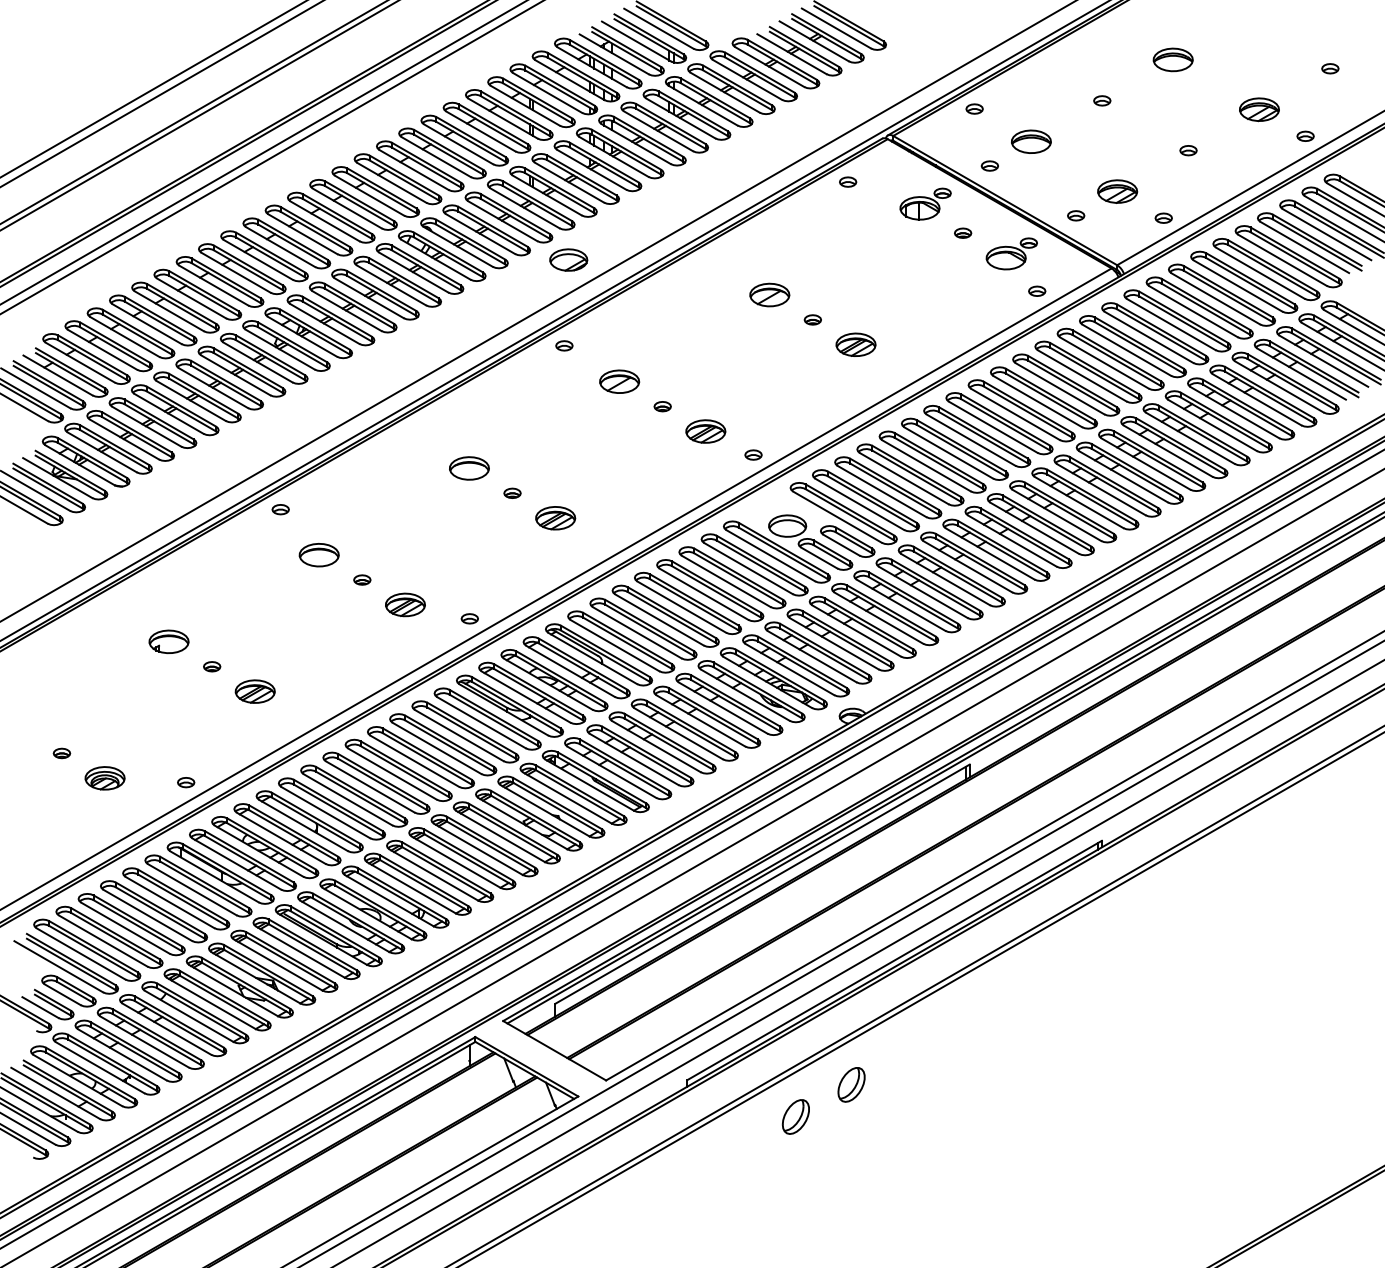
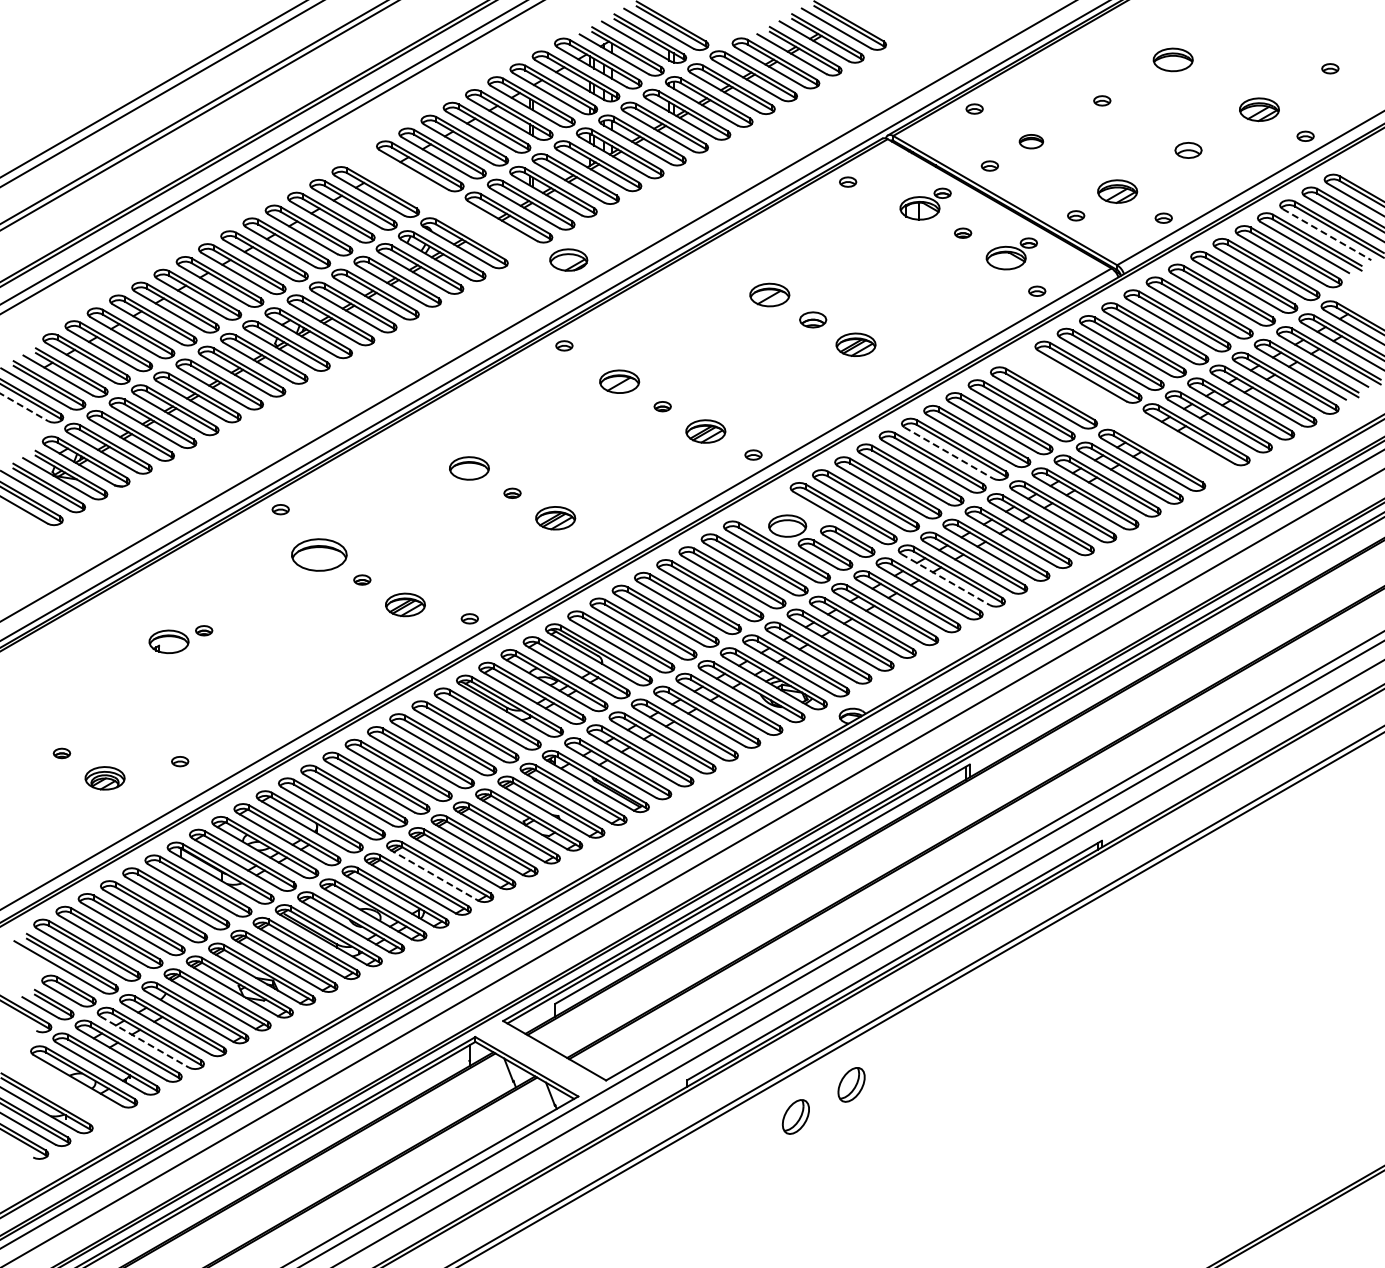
part size: 41x25 px -> 27x16 px (1031, 141)
part size: 19x12 px -> 29x17 px (1188, 150)
part: present -> none (441, 204)
line: solid -> dashed (1327, 234)
part size: 19x12 px -> 29x18 px (813, 319)
line: solid -> dashed (24, 407)
part: present -> none (1120, 416)
line: solid -> dashed (949, 453)
part size: 42x25 px -> 57x34 px (319, 554)
line: solid -> dashed (946, 579)
part position: (212, 666) -> (204, 630) (204, 630)
part: present -> none (254, 691)
part position: (186, 782) -> (180, 761) (180, 761)
line: solid -> dashed (434, 875)
line: solid -> dashed (145, 1042)
part: present -> none (62, 1090)
